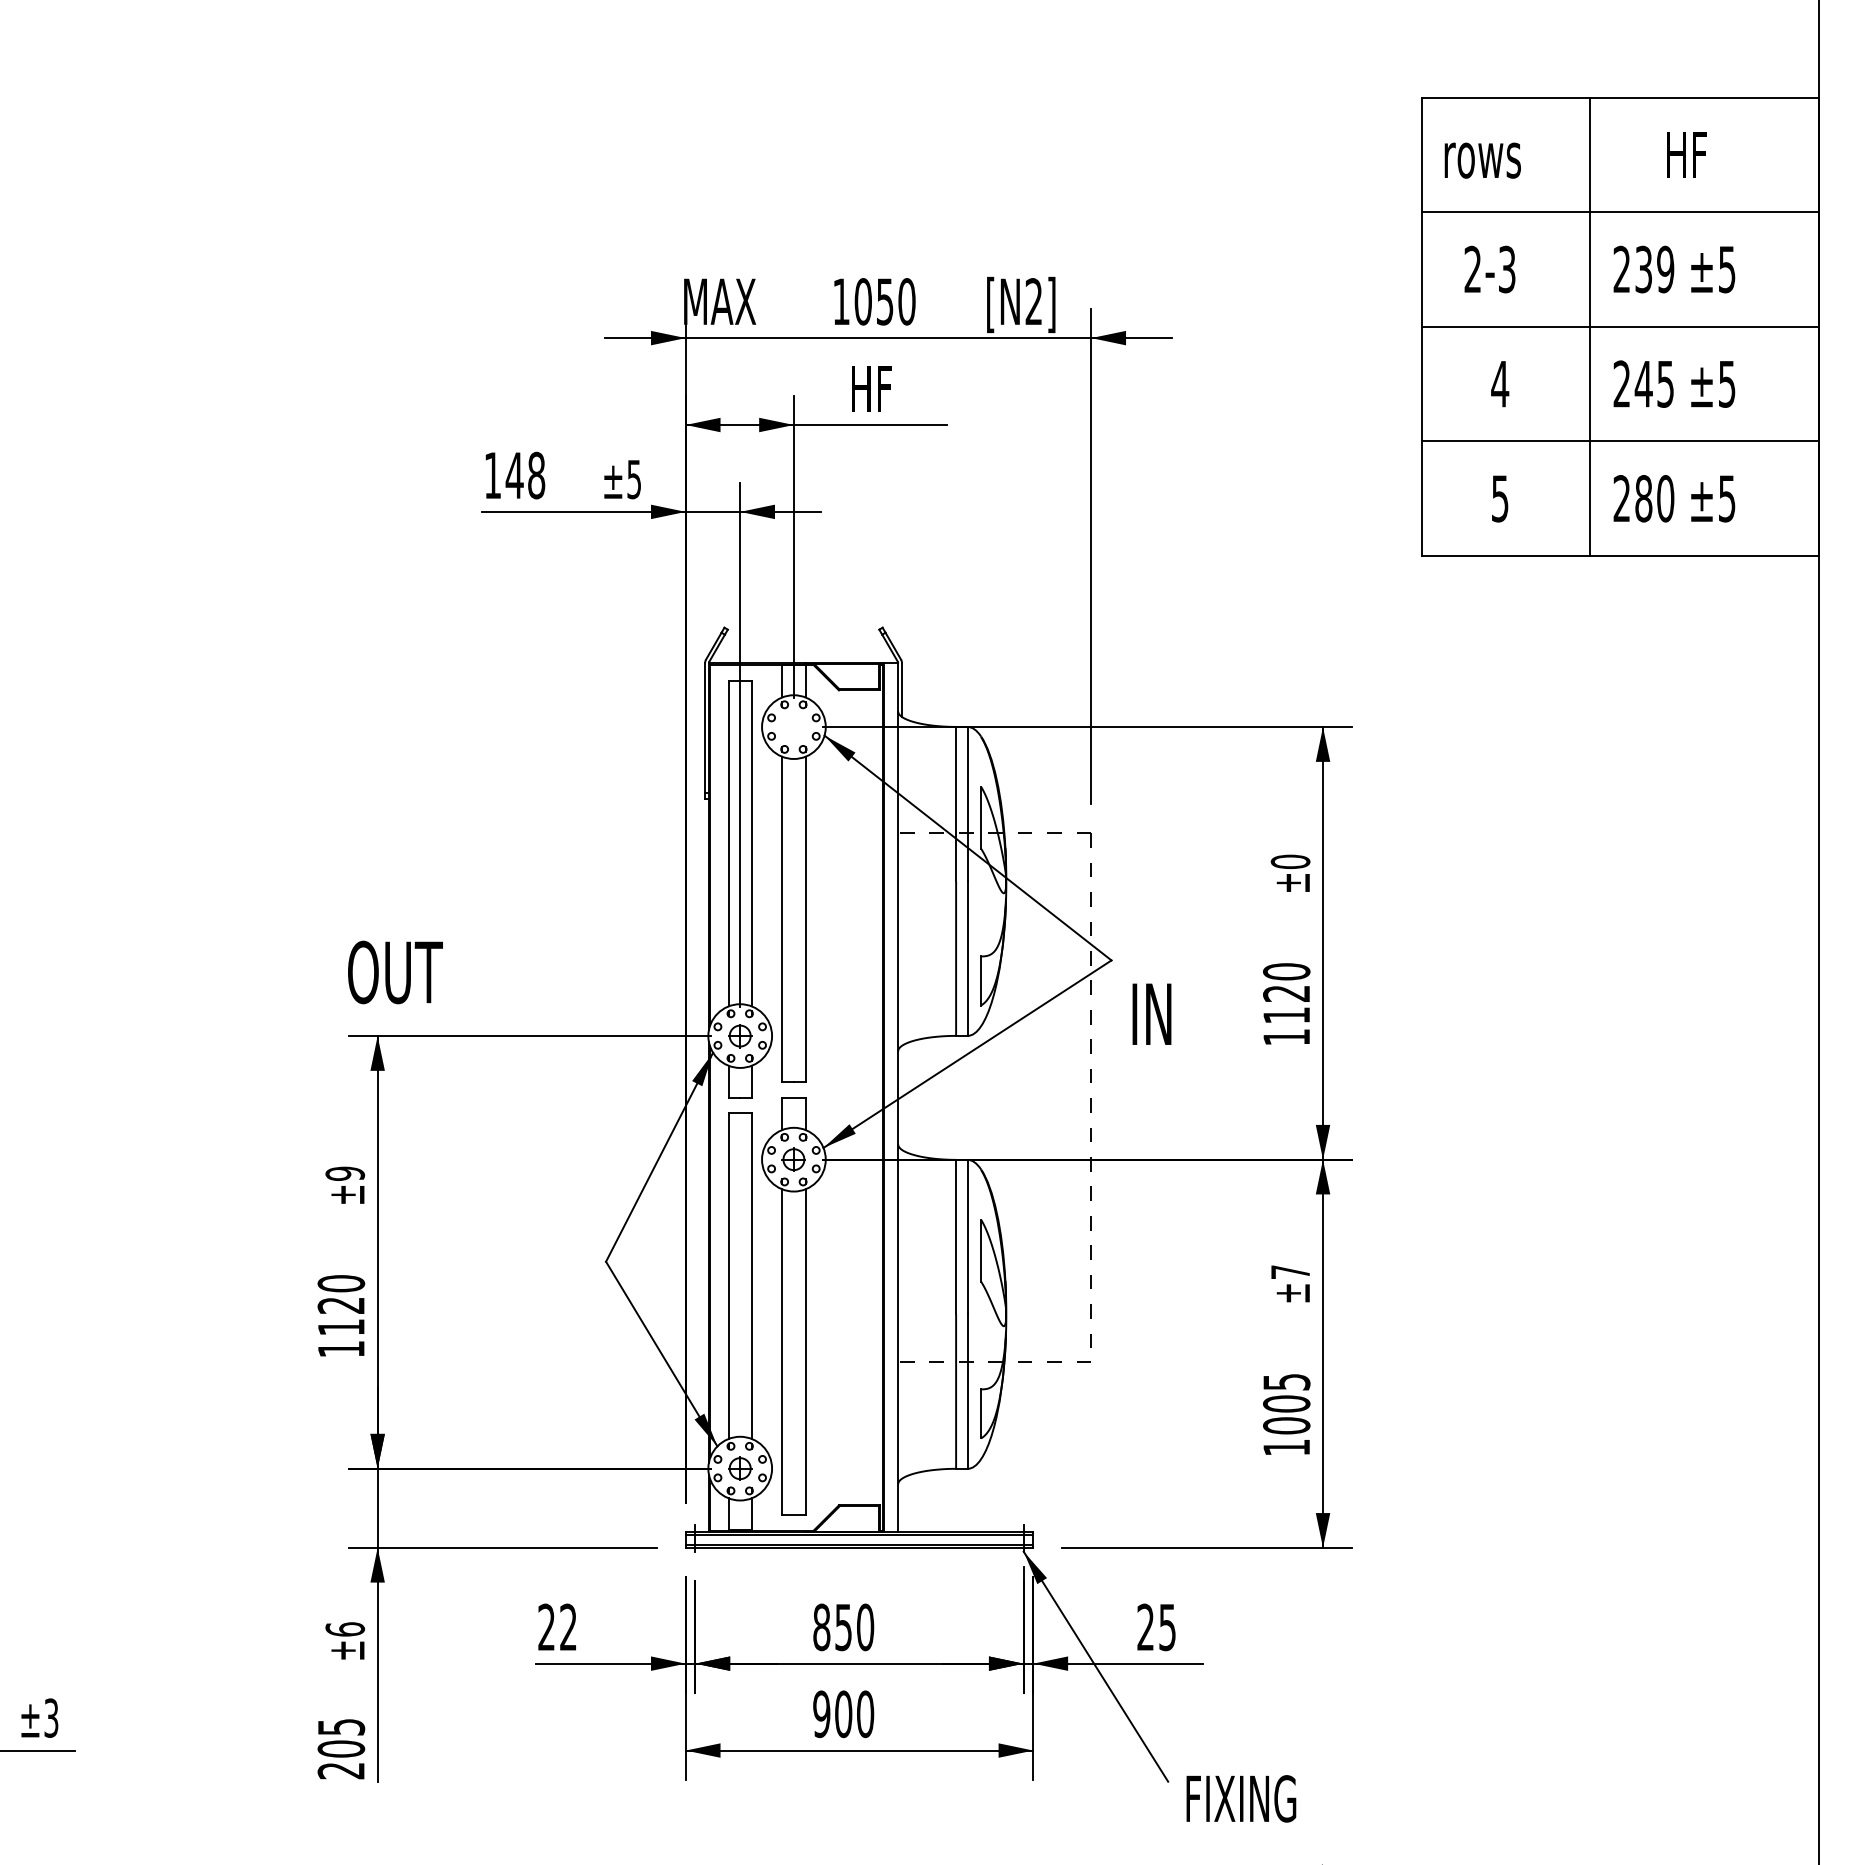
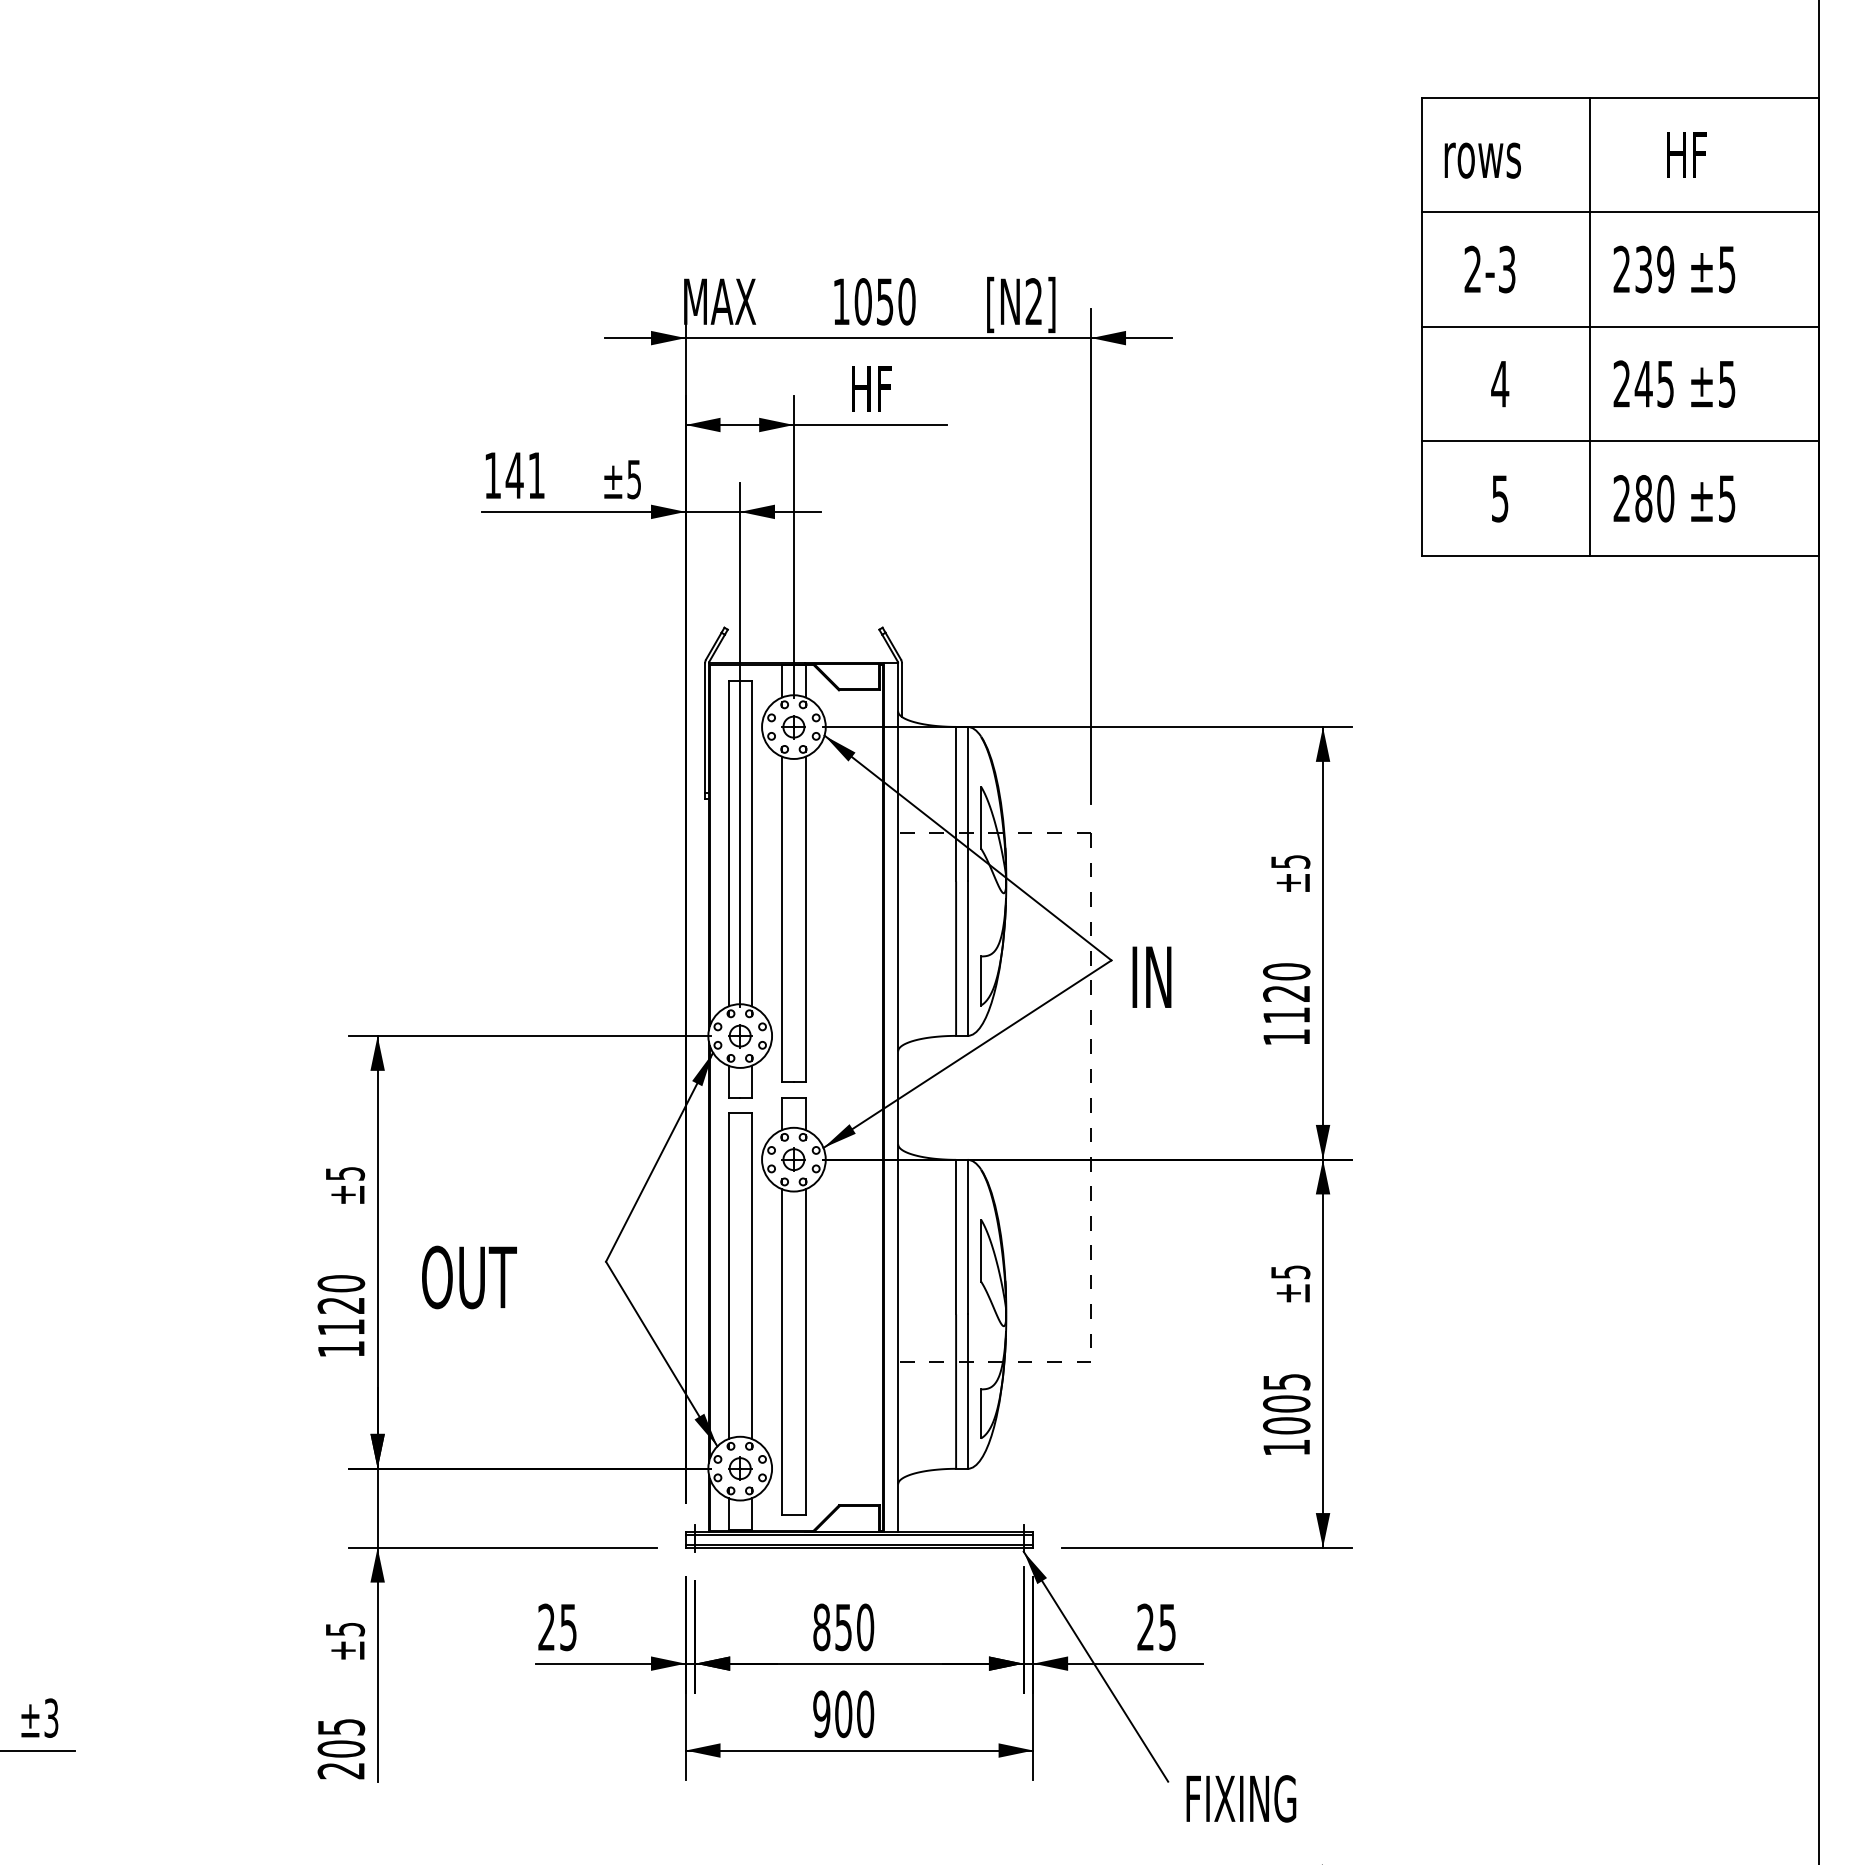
text: 148 -> 141 (536, 475)
part: none -> present (793, 727)
text: ±0 -> ±5 (1290, 861)
text position: (395, 972) -> (469, 1277) (469, 1277)
text position: (1151, 1013) -> (1151, 976) (1151, 976)
text: ±9 -> ±5 (344, 1173)
text: ±7 -> ±5 (1290, 1272)
text: 22 -> 25 (568, 1627)
text: ±6 -> ±5 (345, 1629)
